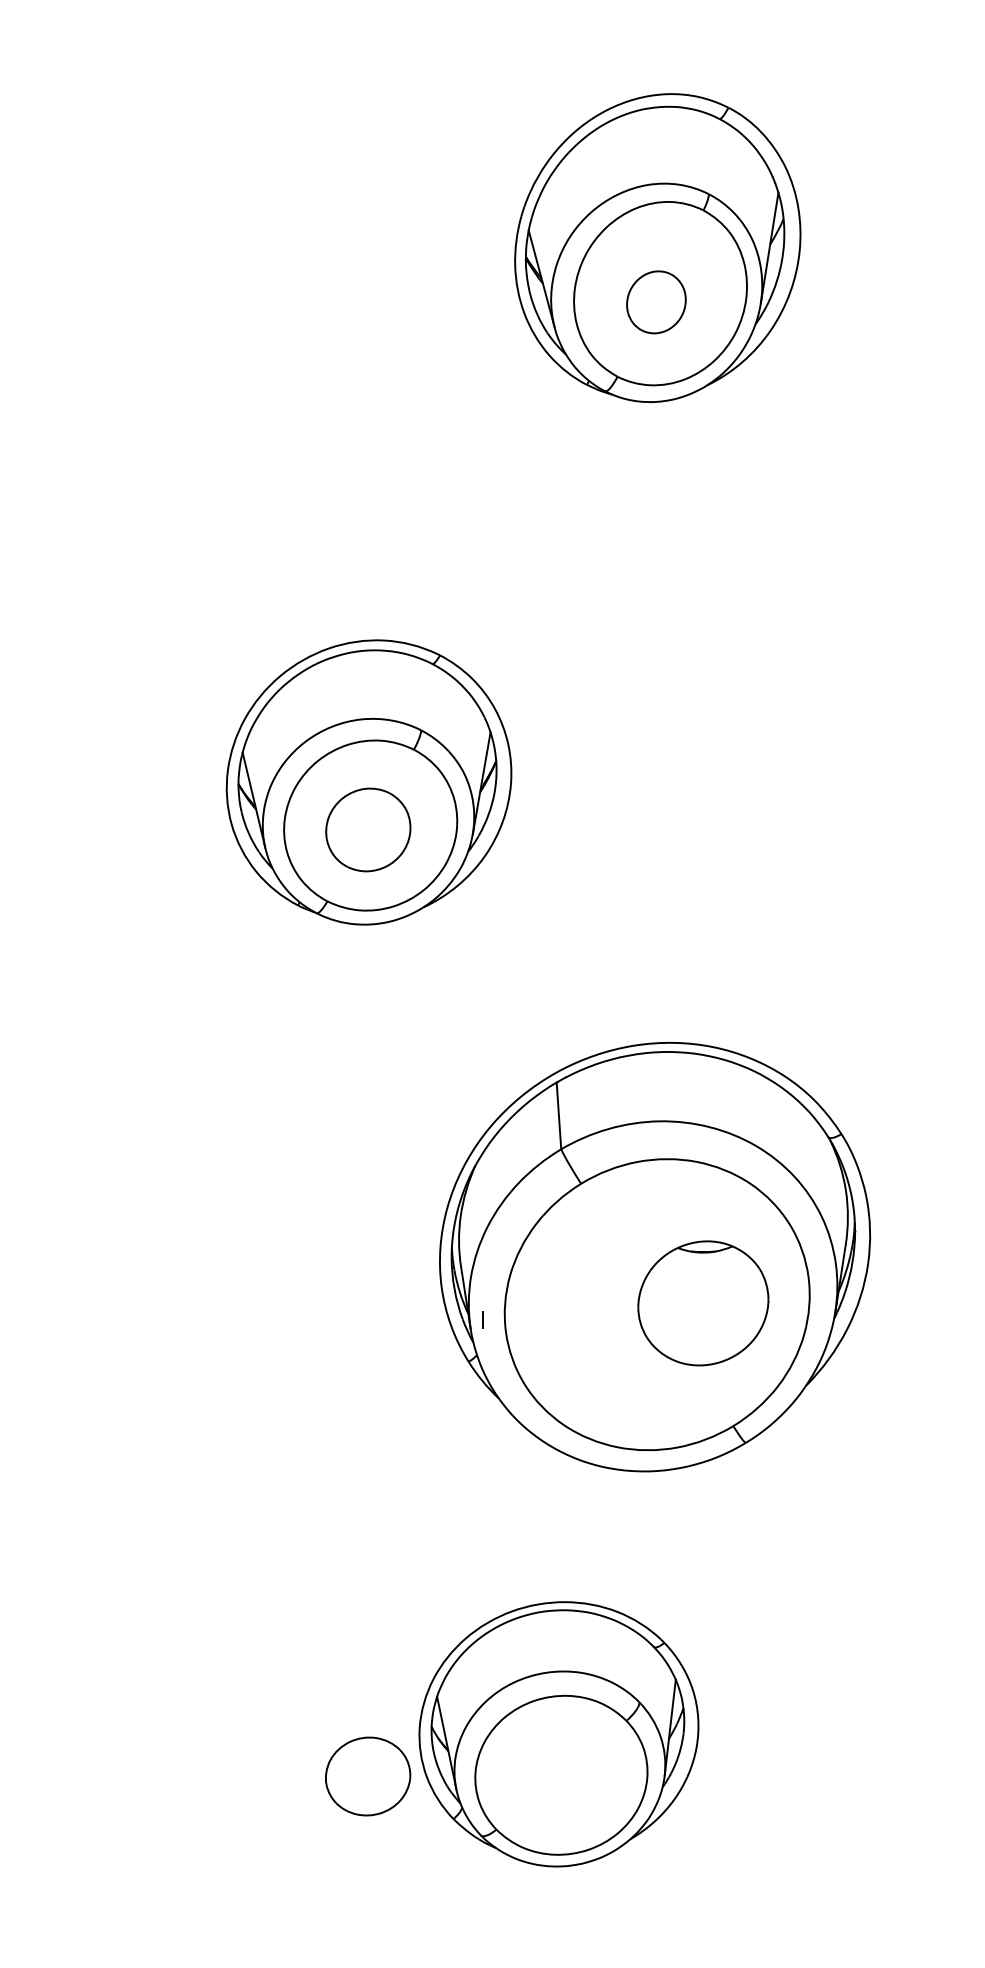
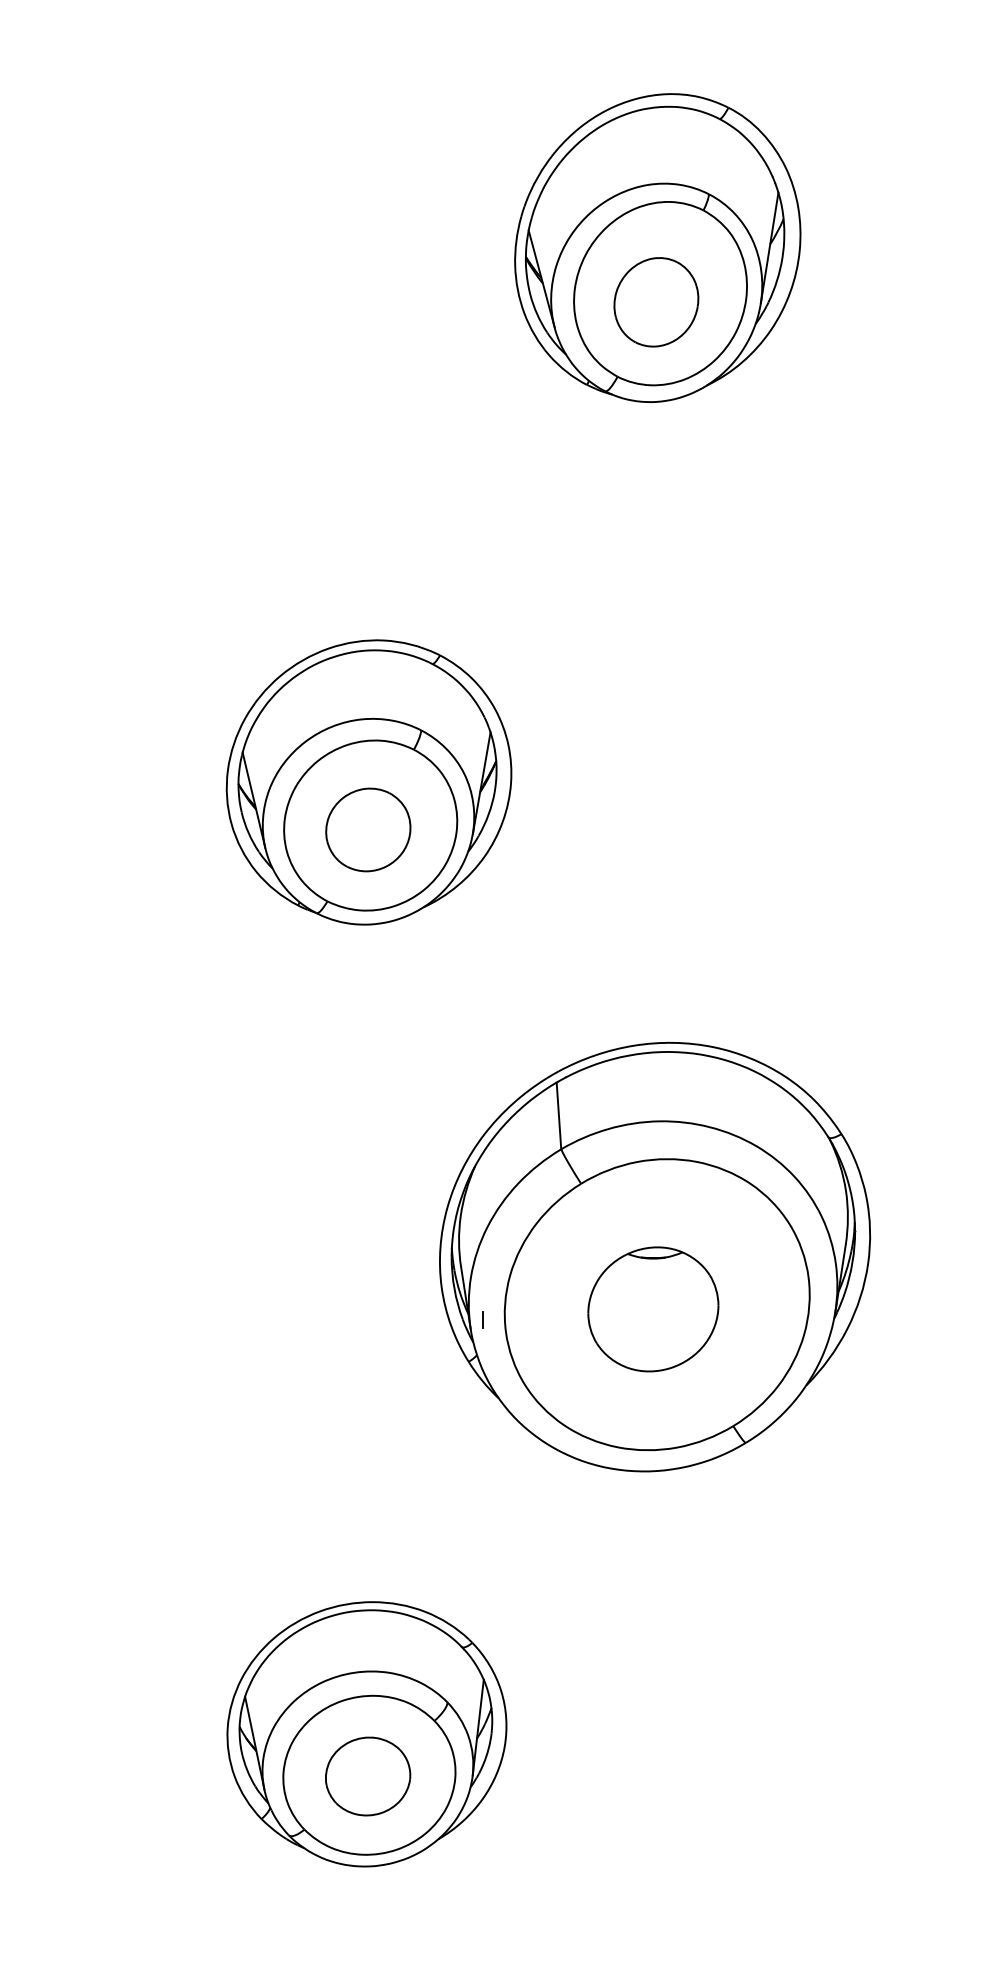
part size: 61x65 px -> 87x91 px (656, 302)
part position: (703, 1303) -> (653, 1309) (653, 1309)
part position: (558, 1734) -> (366, 1734) (366, 1734)
